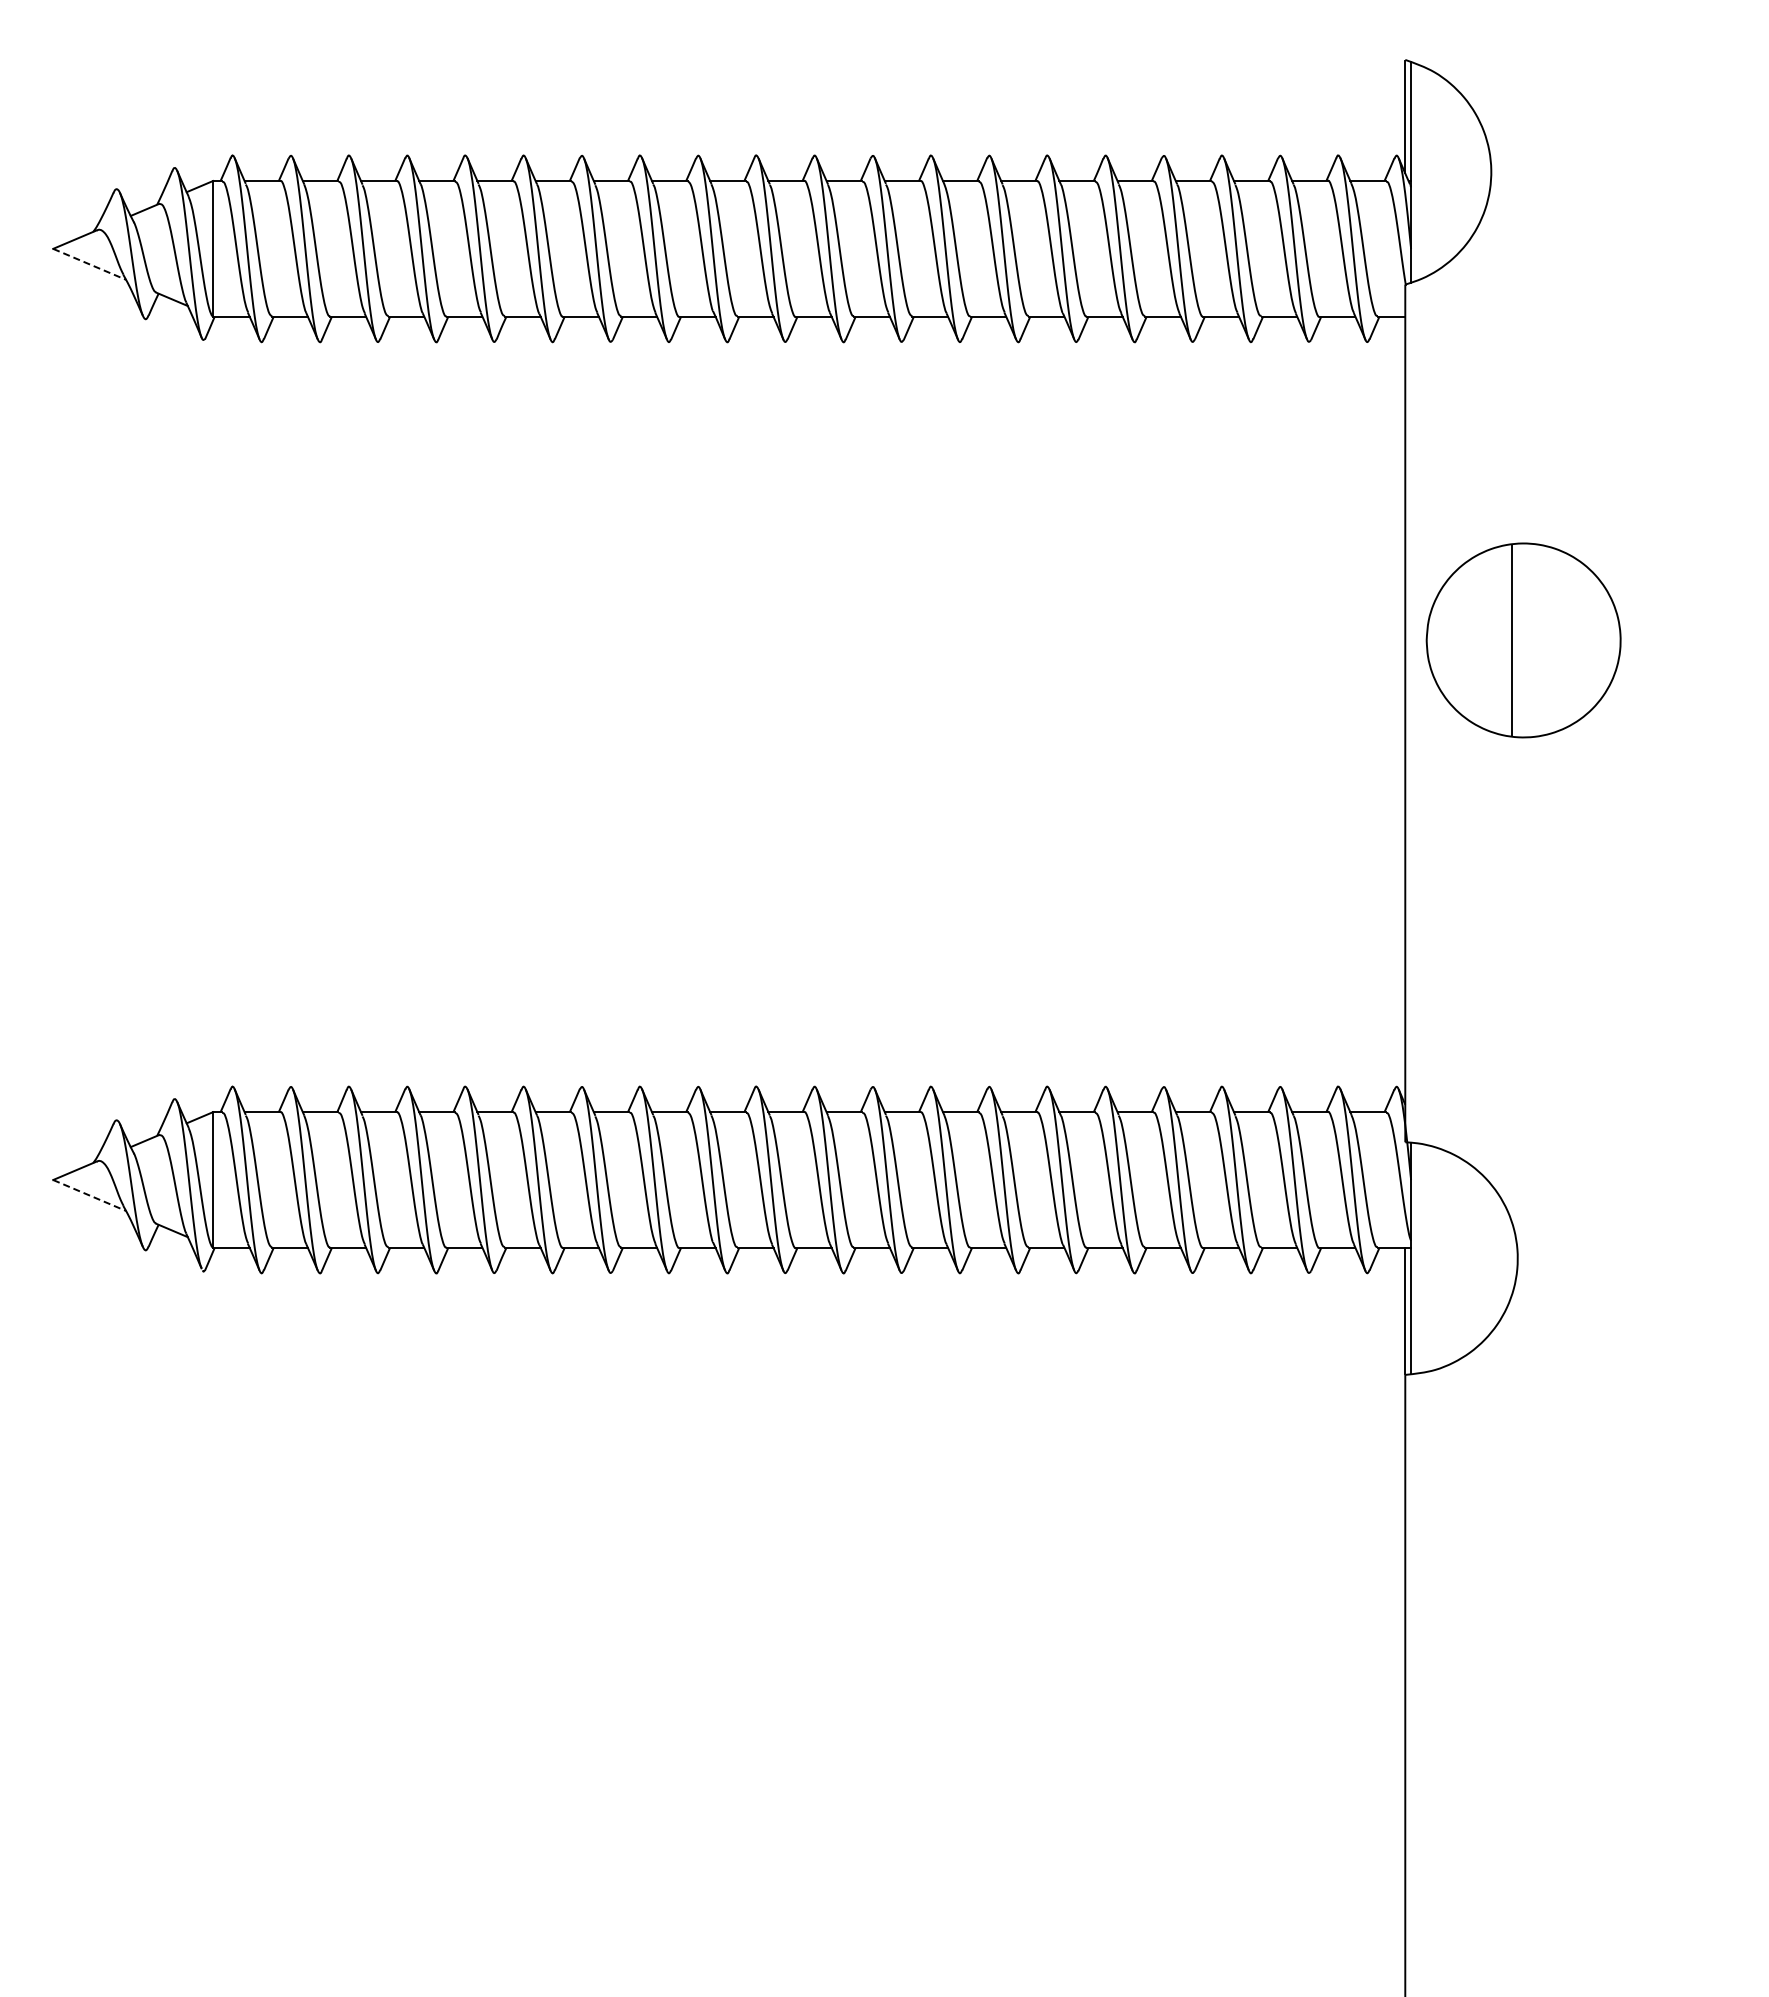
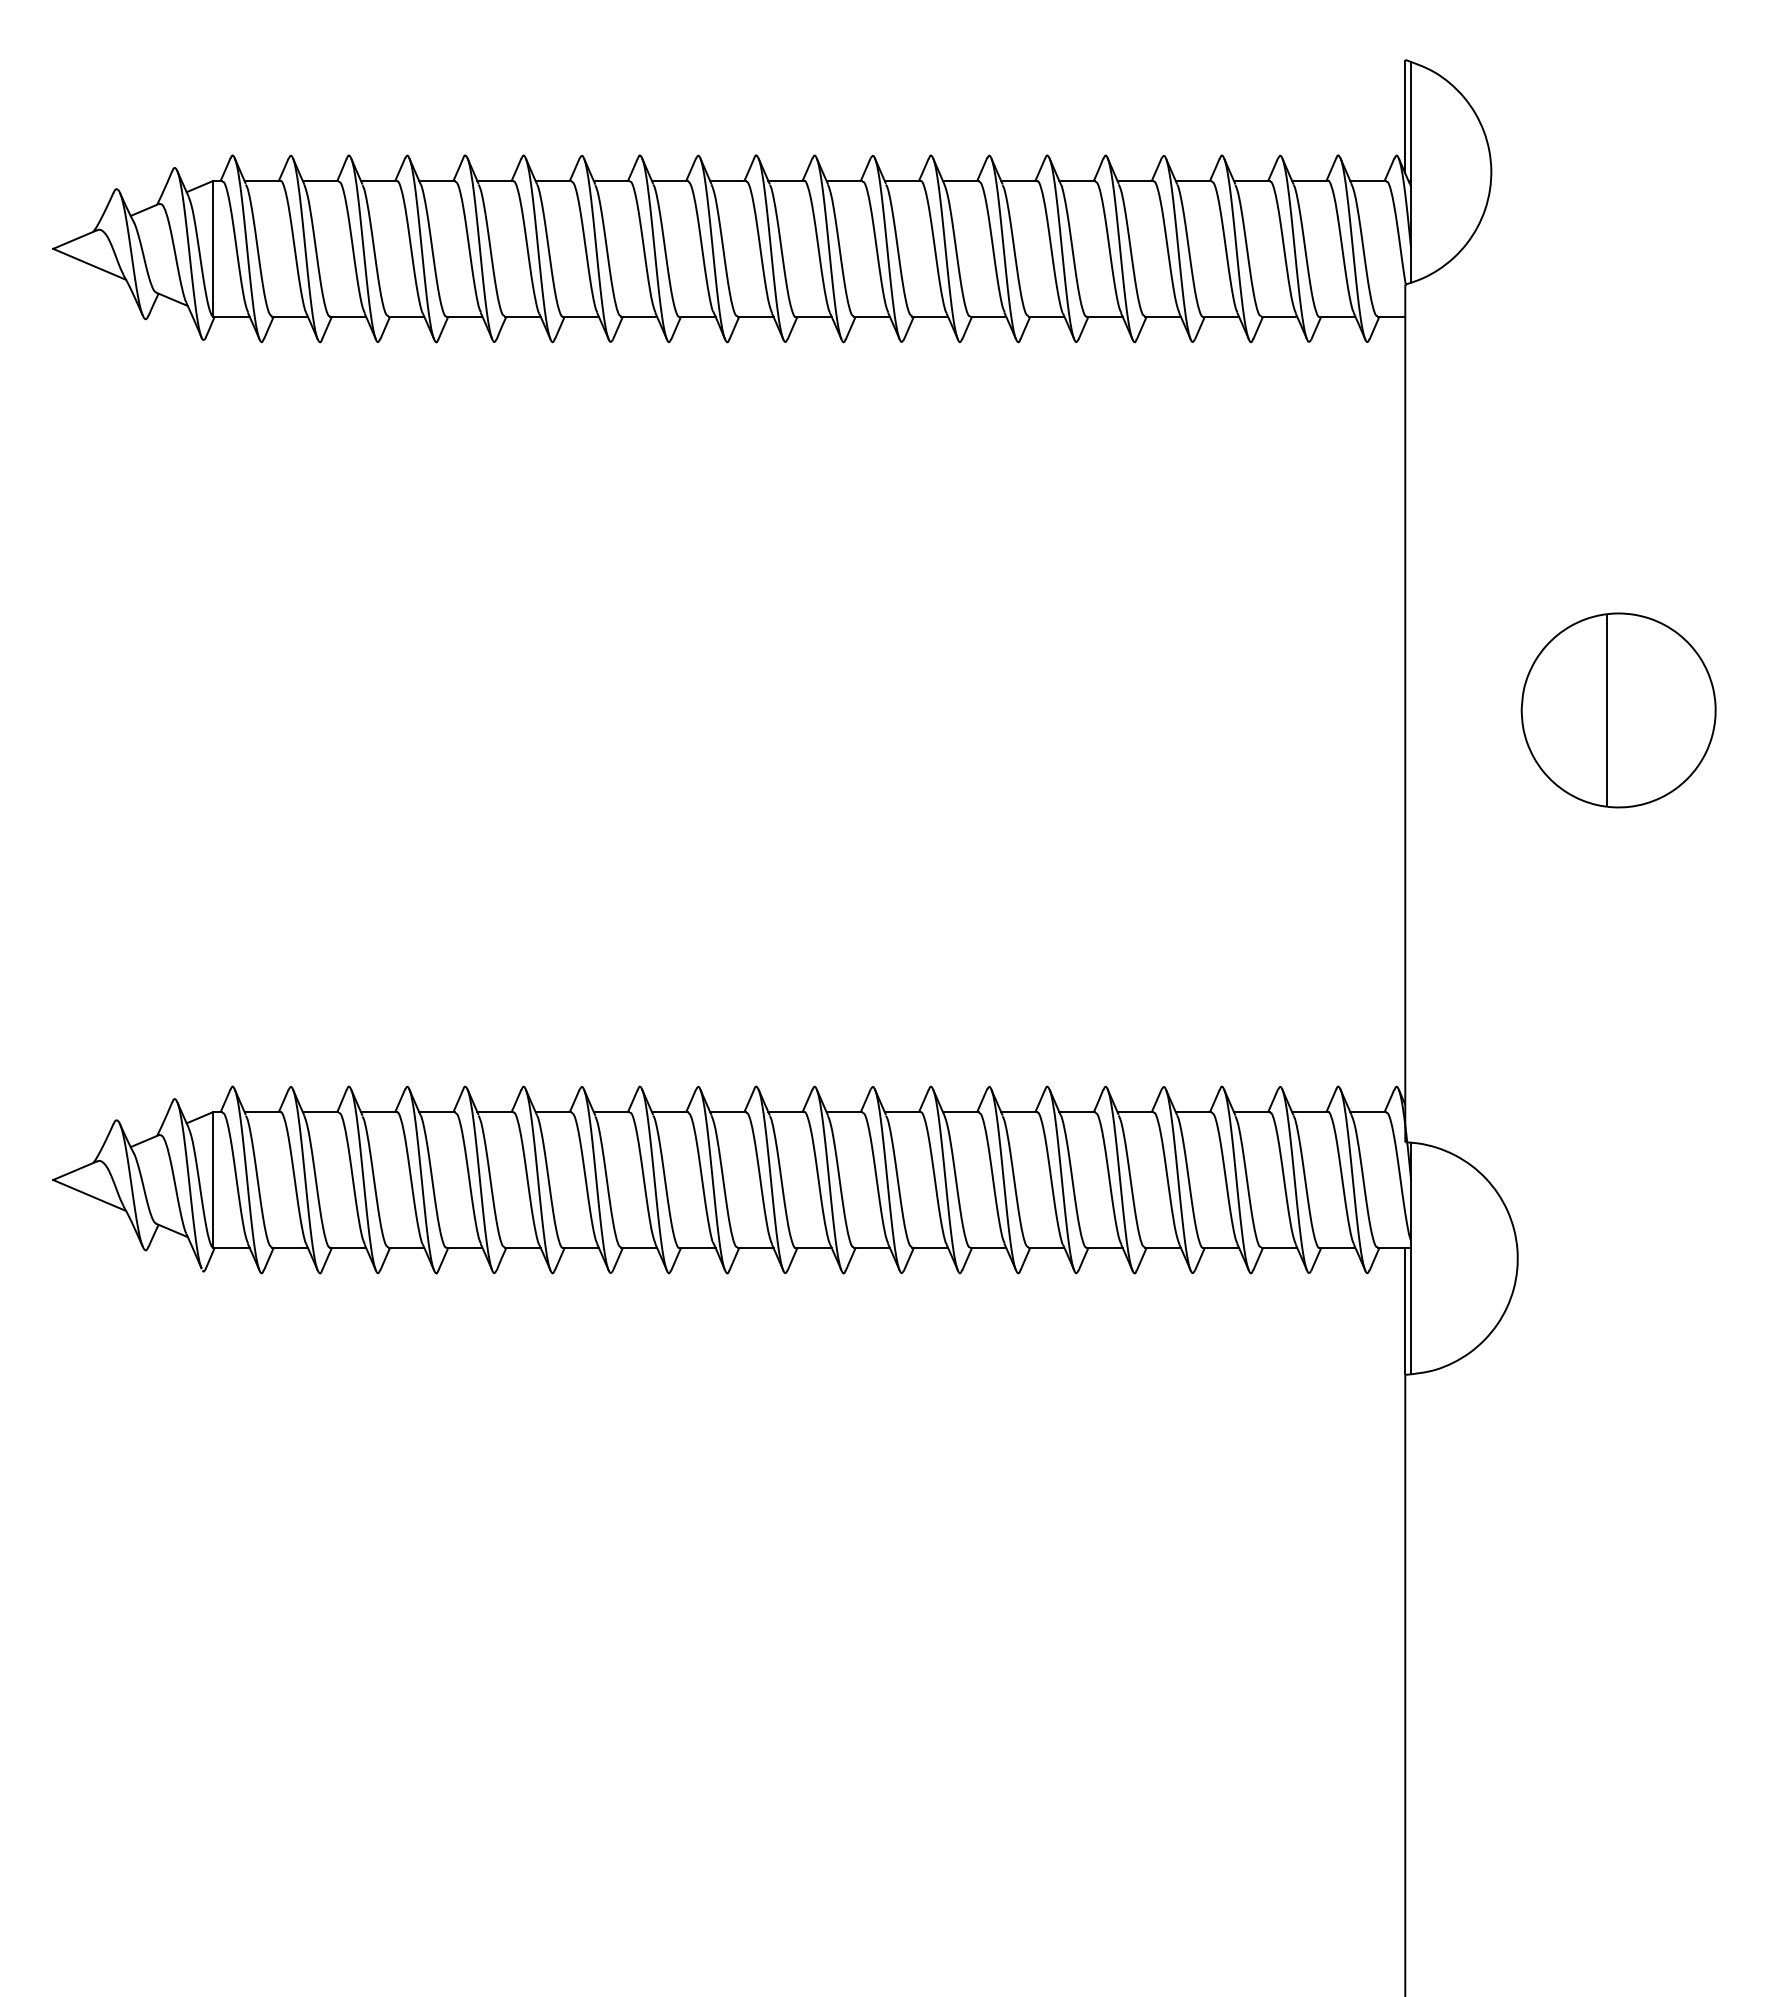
line: dashed -> solid (89, 264)
part position: (1523, 640) -> (1618, 710) (1618, 710)
line: dashed -> solid (89, 1195)
